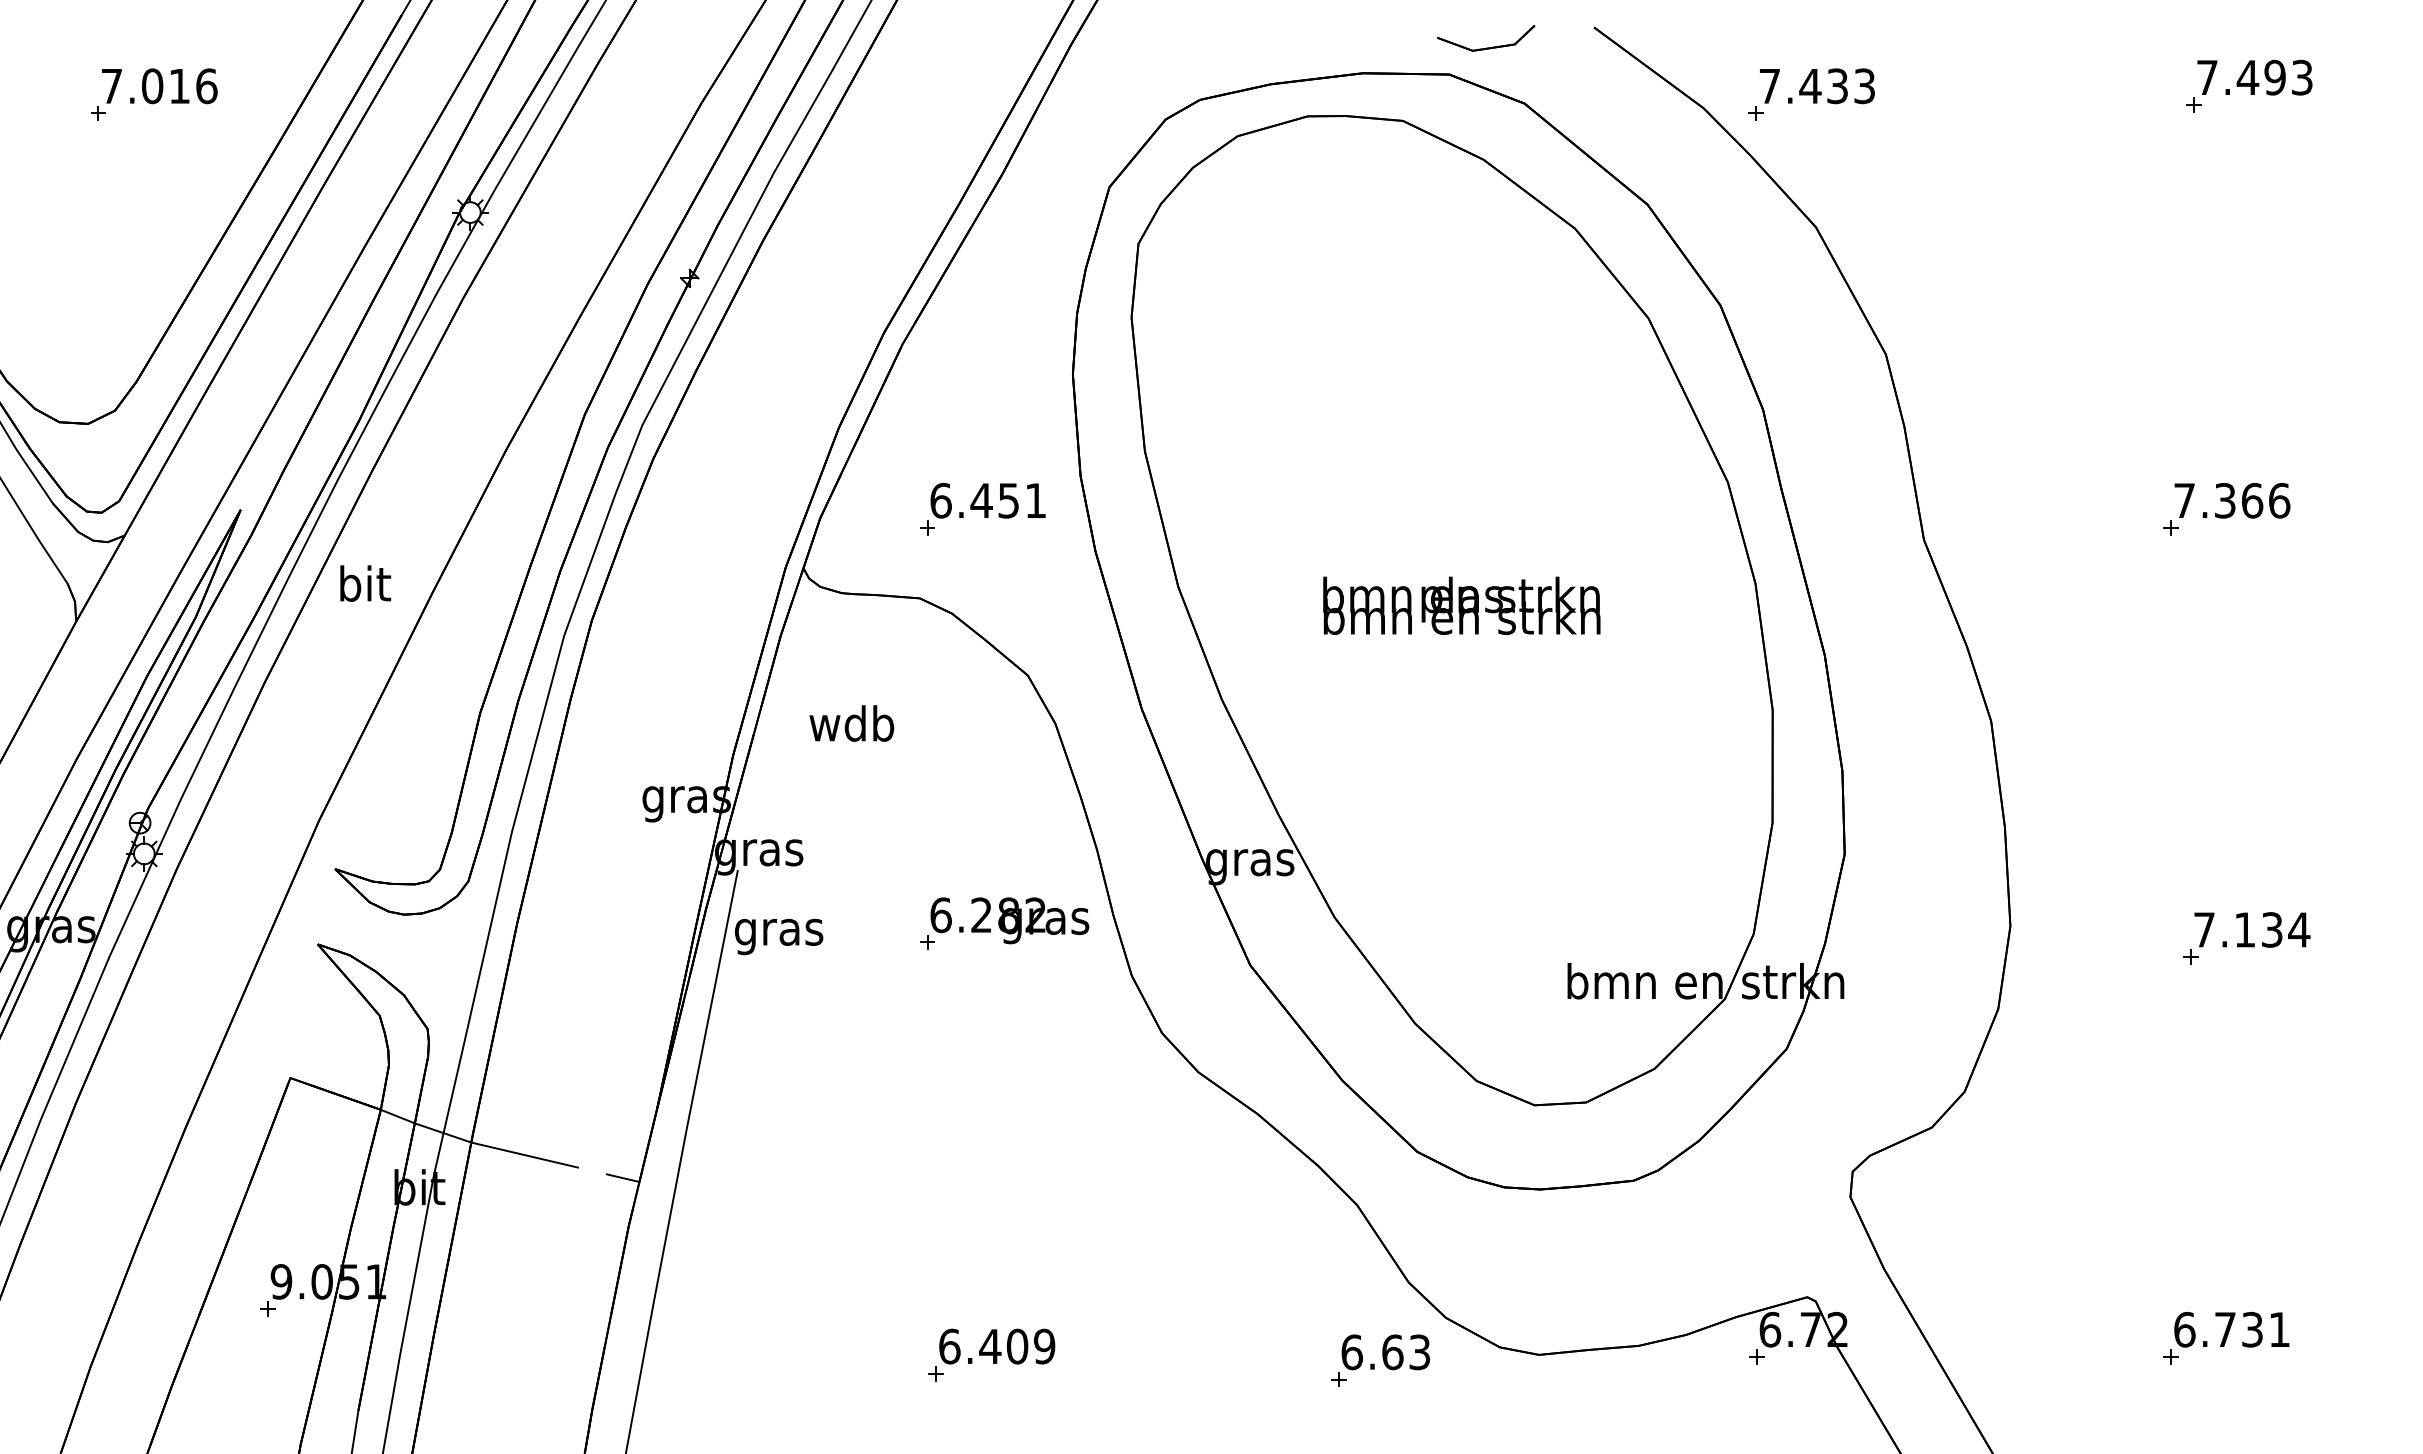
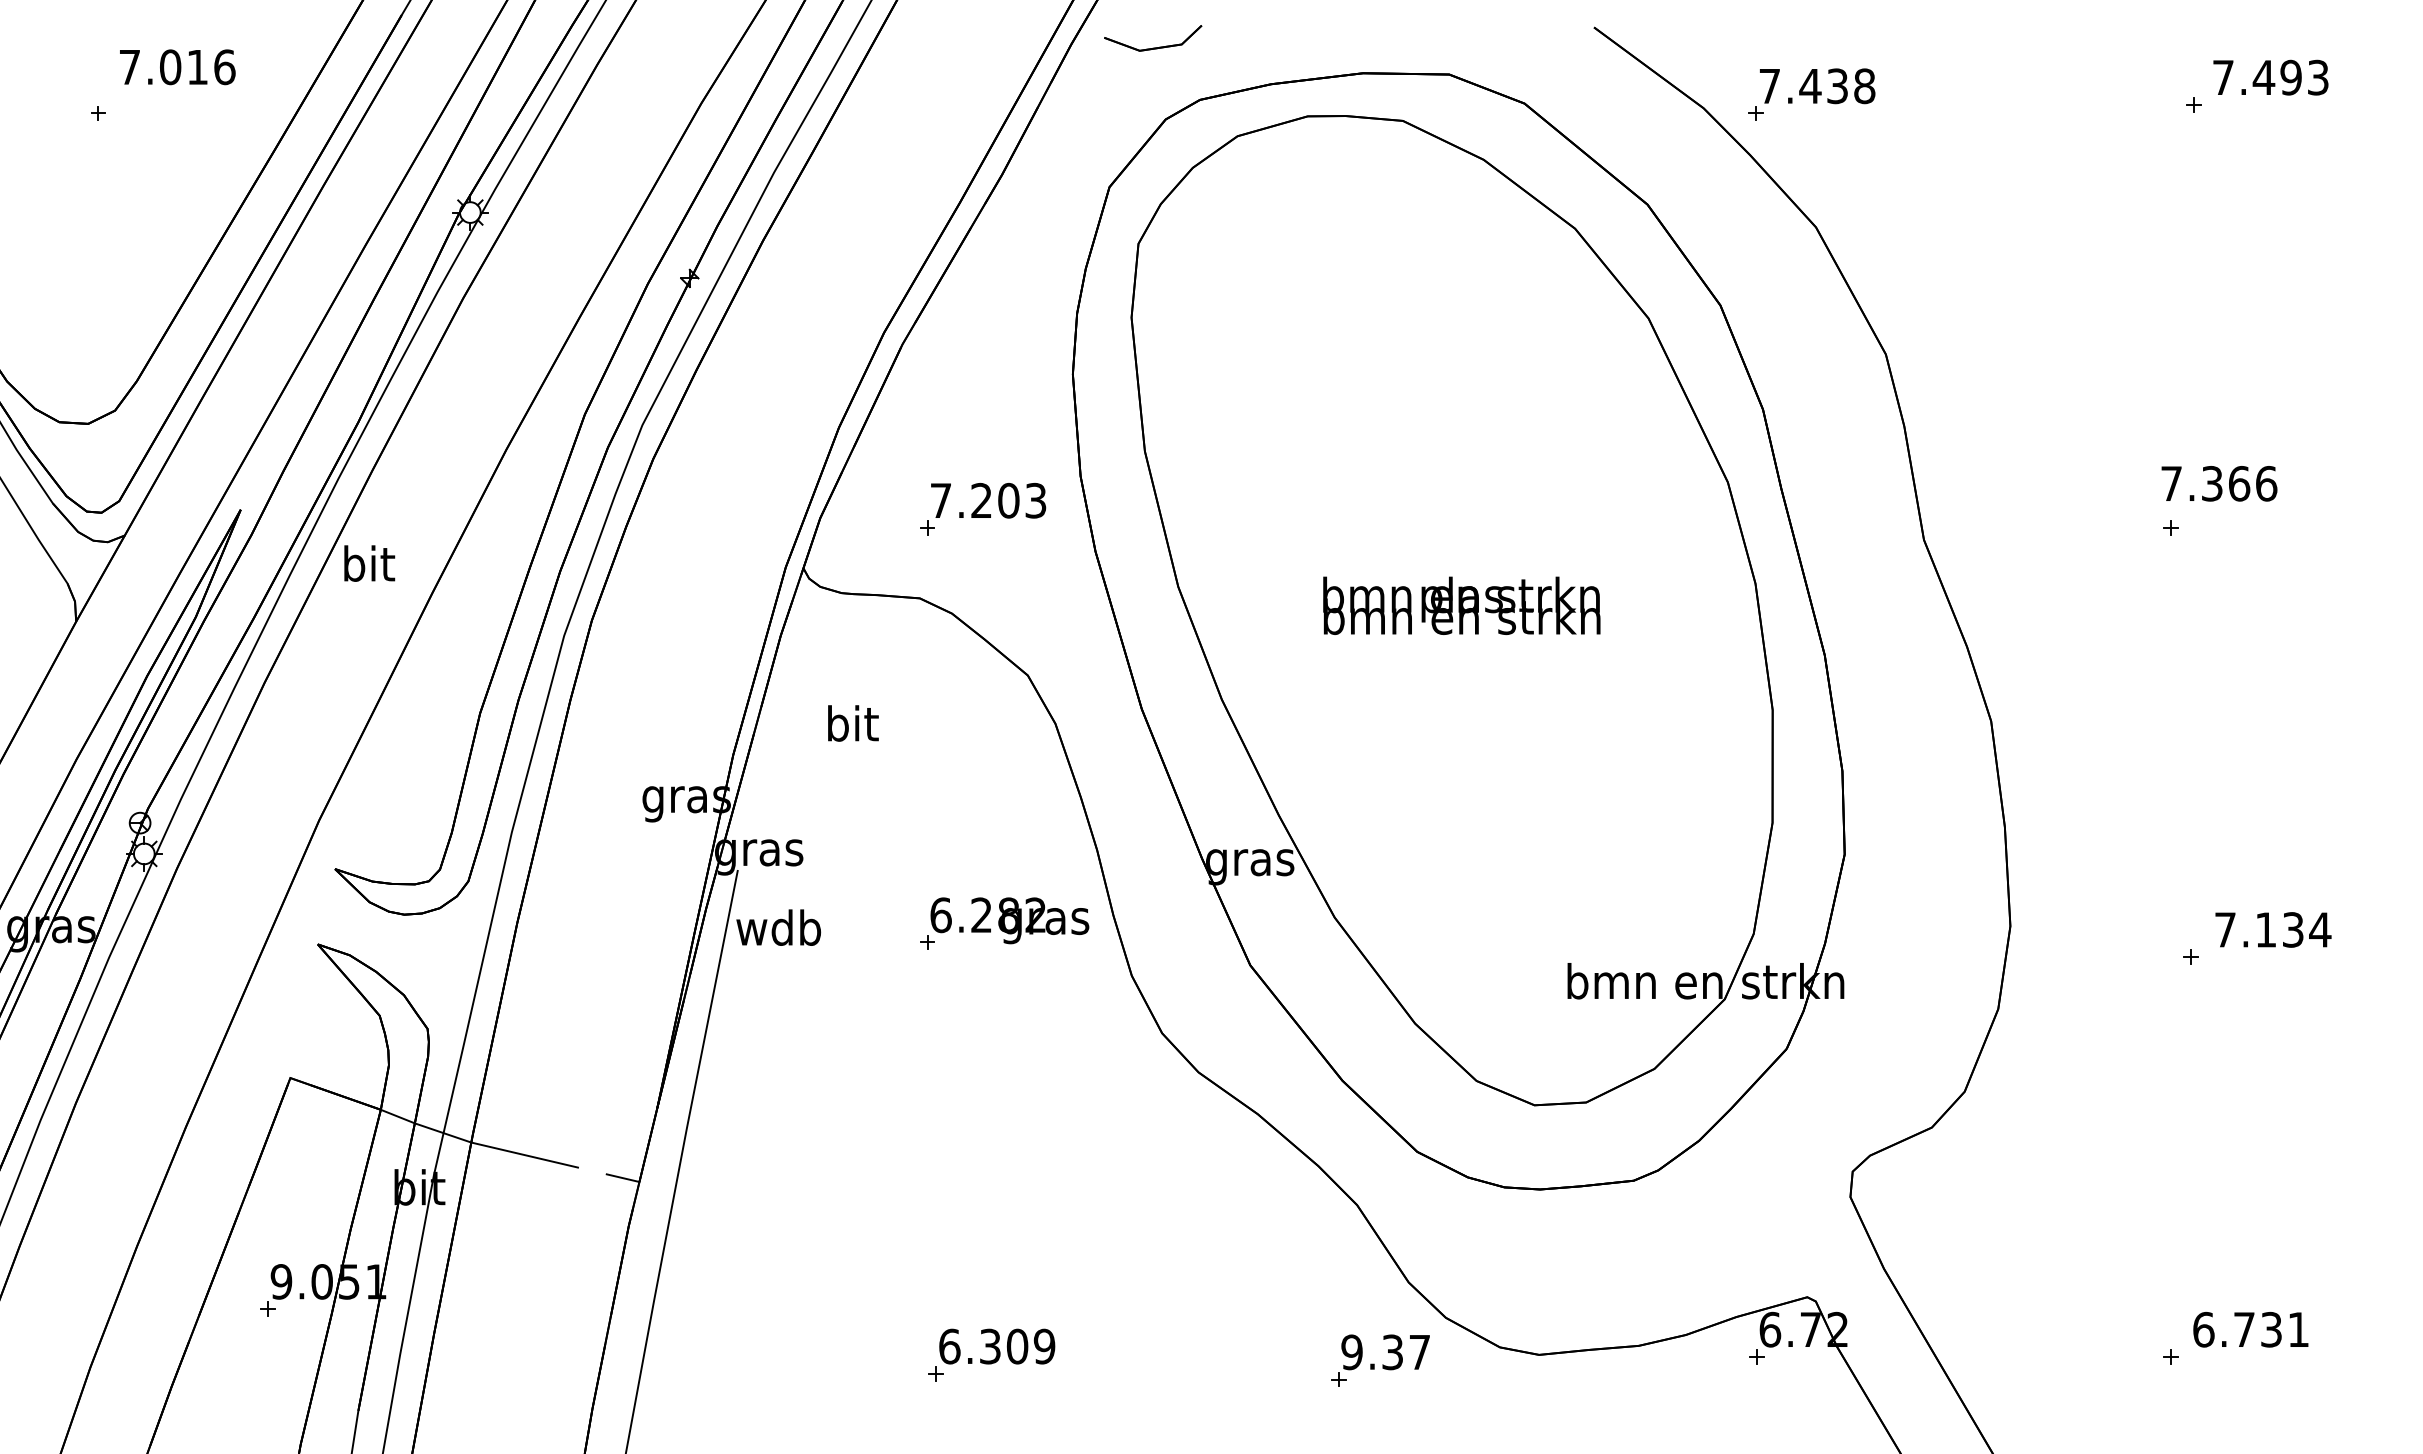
part position: (1486, 47) -> (1153, 47) (1153, 47)
text position: (2254, 77) -> (2270, 77) (2270, 77)
text position: (159, 86) -> (177, 67) (177, 67)
text: 7.433 -> 7.438 (1864, 86)
text: 6.451 -> 7.203 (988, 500)
text position: (2232, 500) -> (2219, 483) (2219, 483)
text position: (365, 583) -> (369, 563) (369, 563)
text: wdb -> bit (851, 723)
text position: (2252, 929) -> (2273, 929) (2273, 929)
text: gras -> wdb (778, 932)
text position: (2231, 1329) -> (2250, 1329) (2250, 1329)
text: 6.409 -> 6.309 (990, 1346)
text: 6.63 -> 9.37 (1385, 1352)
